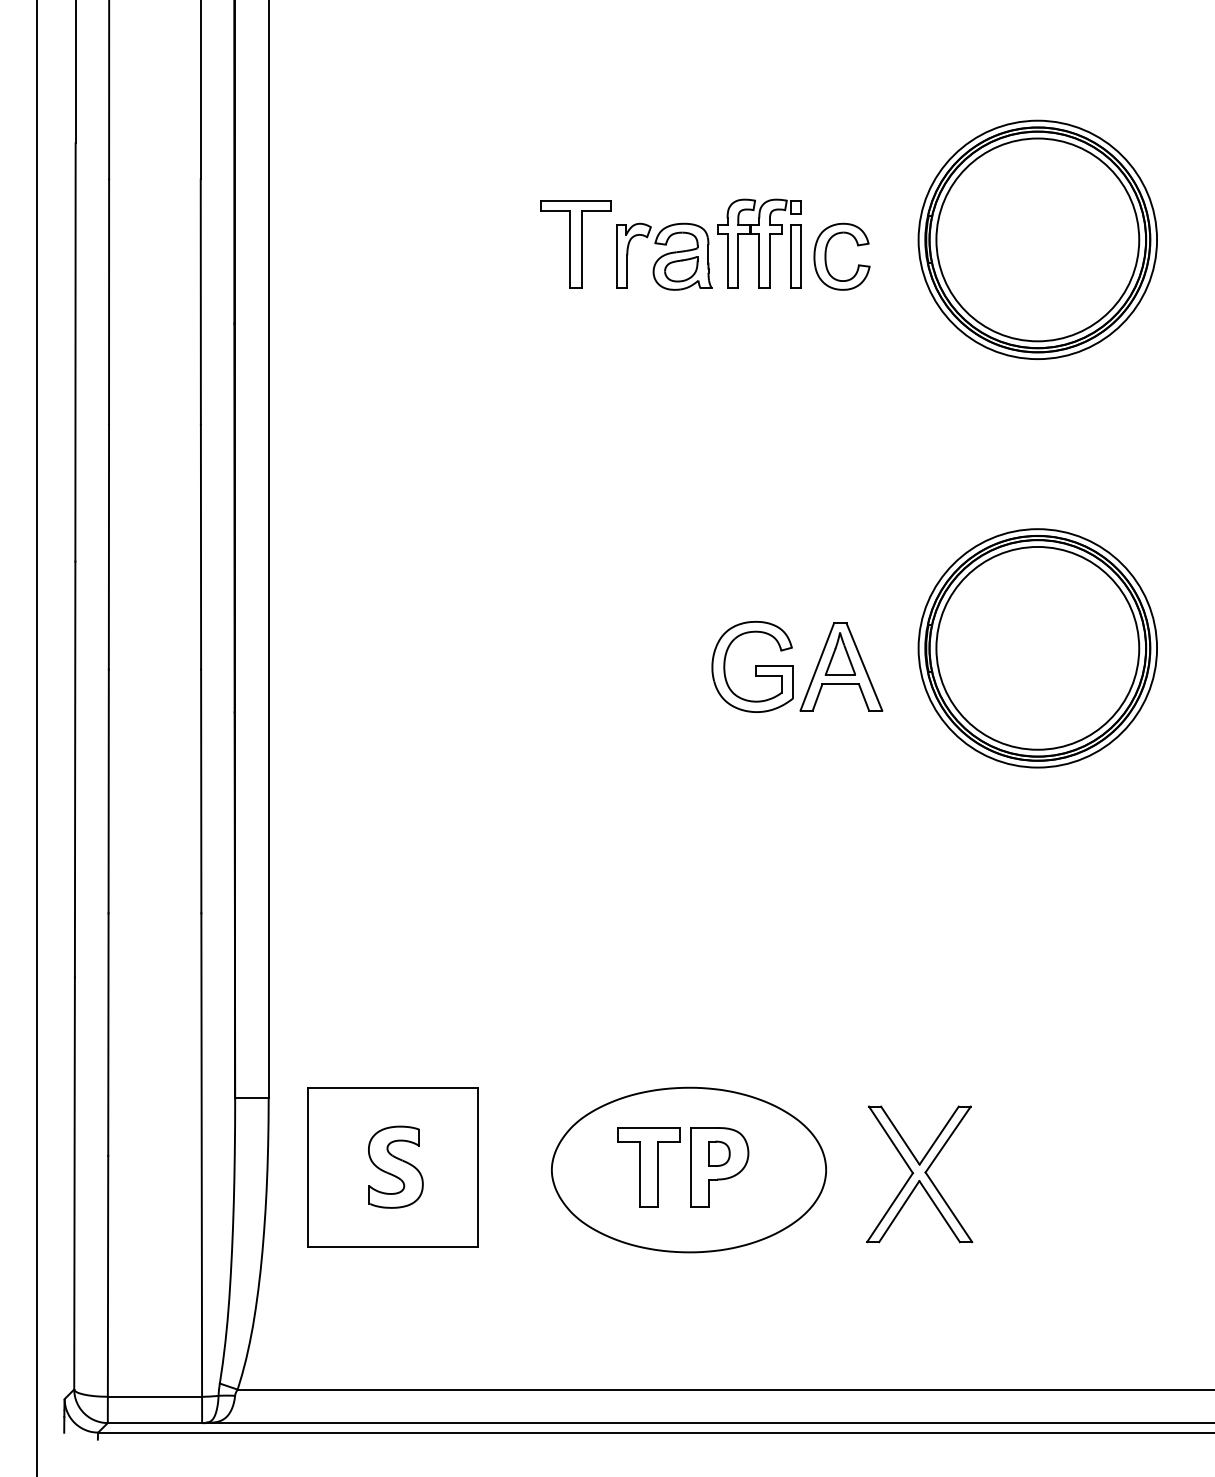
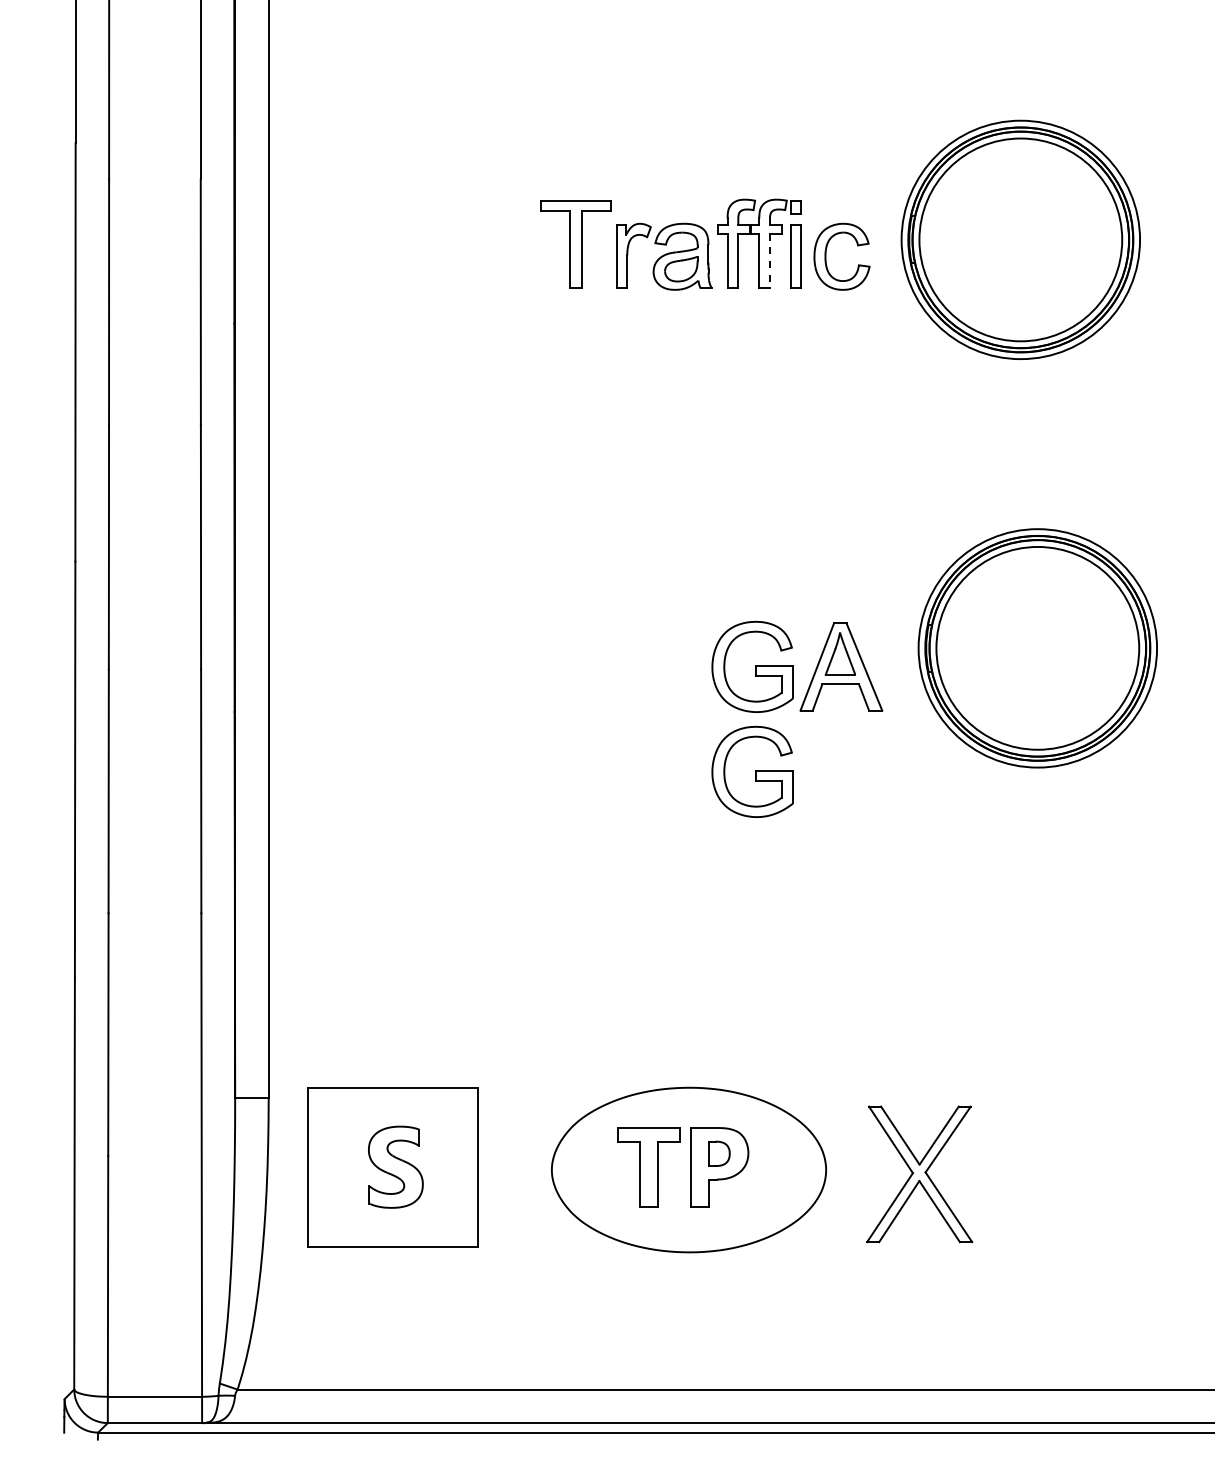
part position: (1037, 239) -> (1020, 239) (1020, 239)
line: solid -> dashed (770, 261)
line: present -> none (36, 737)
part: none -> present (752, 771)
